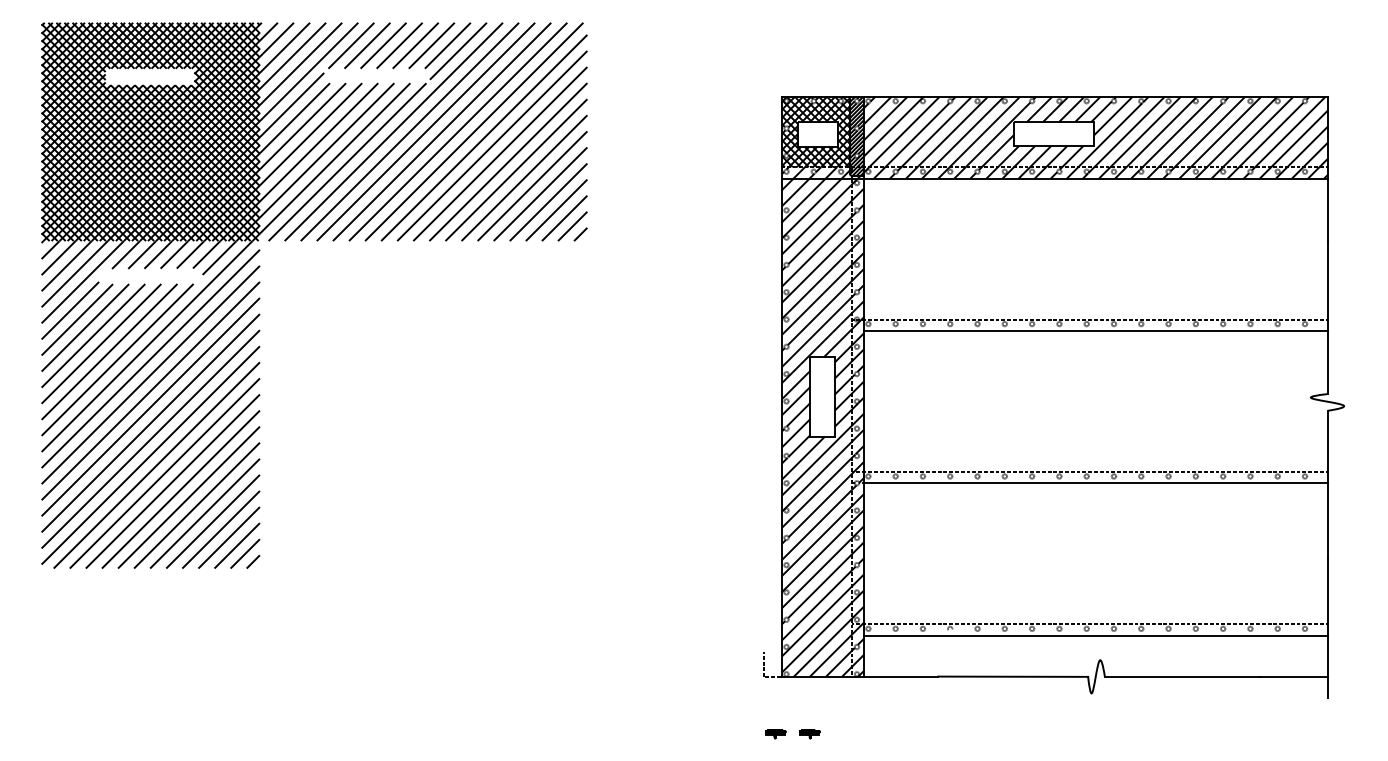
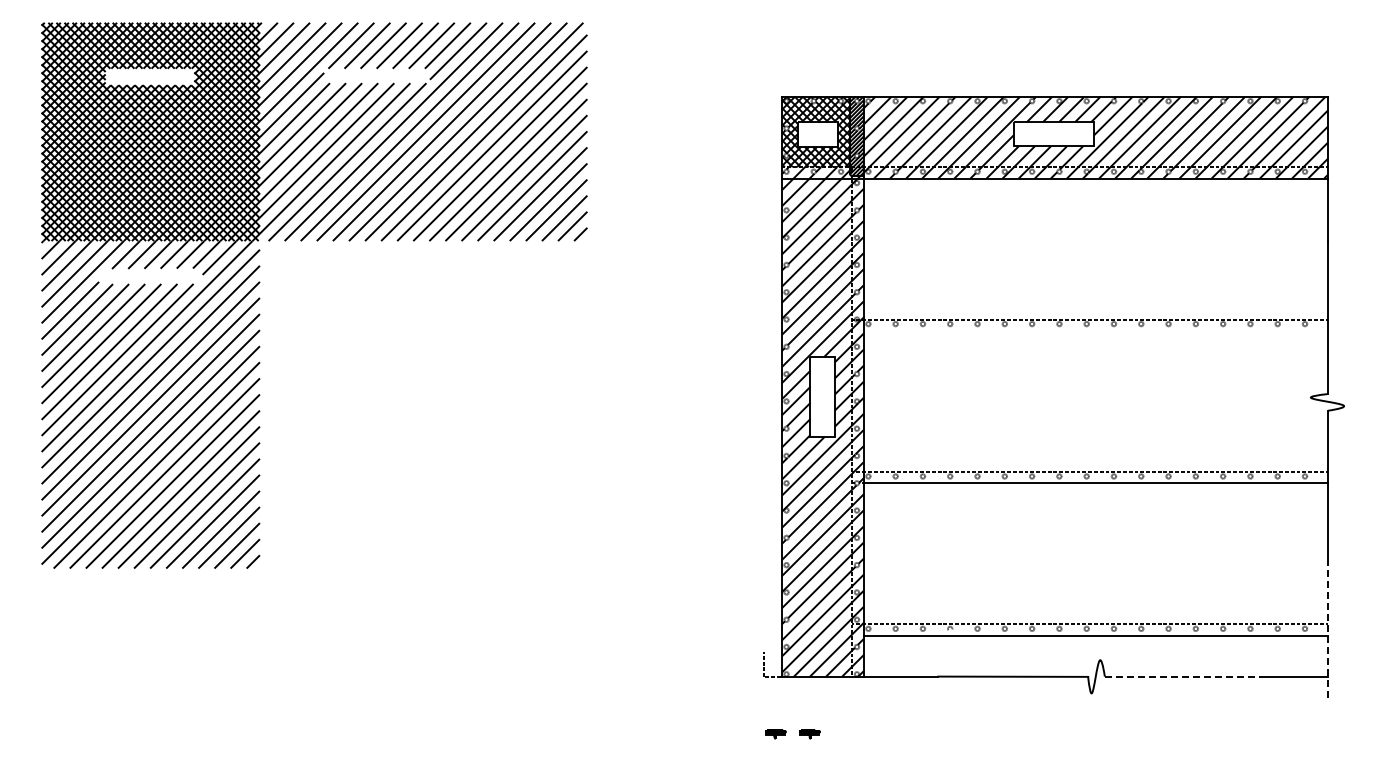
line: present -> none (1095, 330)
line: solid -> dashed (1327, 627)
line: solid -> dashed (1182, 676)
